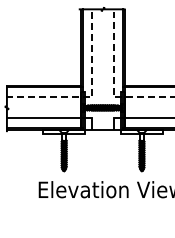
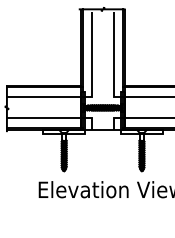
line: dashed -> solid (113, 85)
line: dashed -> solid (92, 97)
